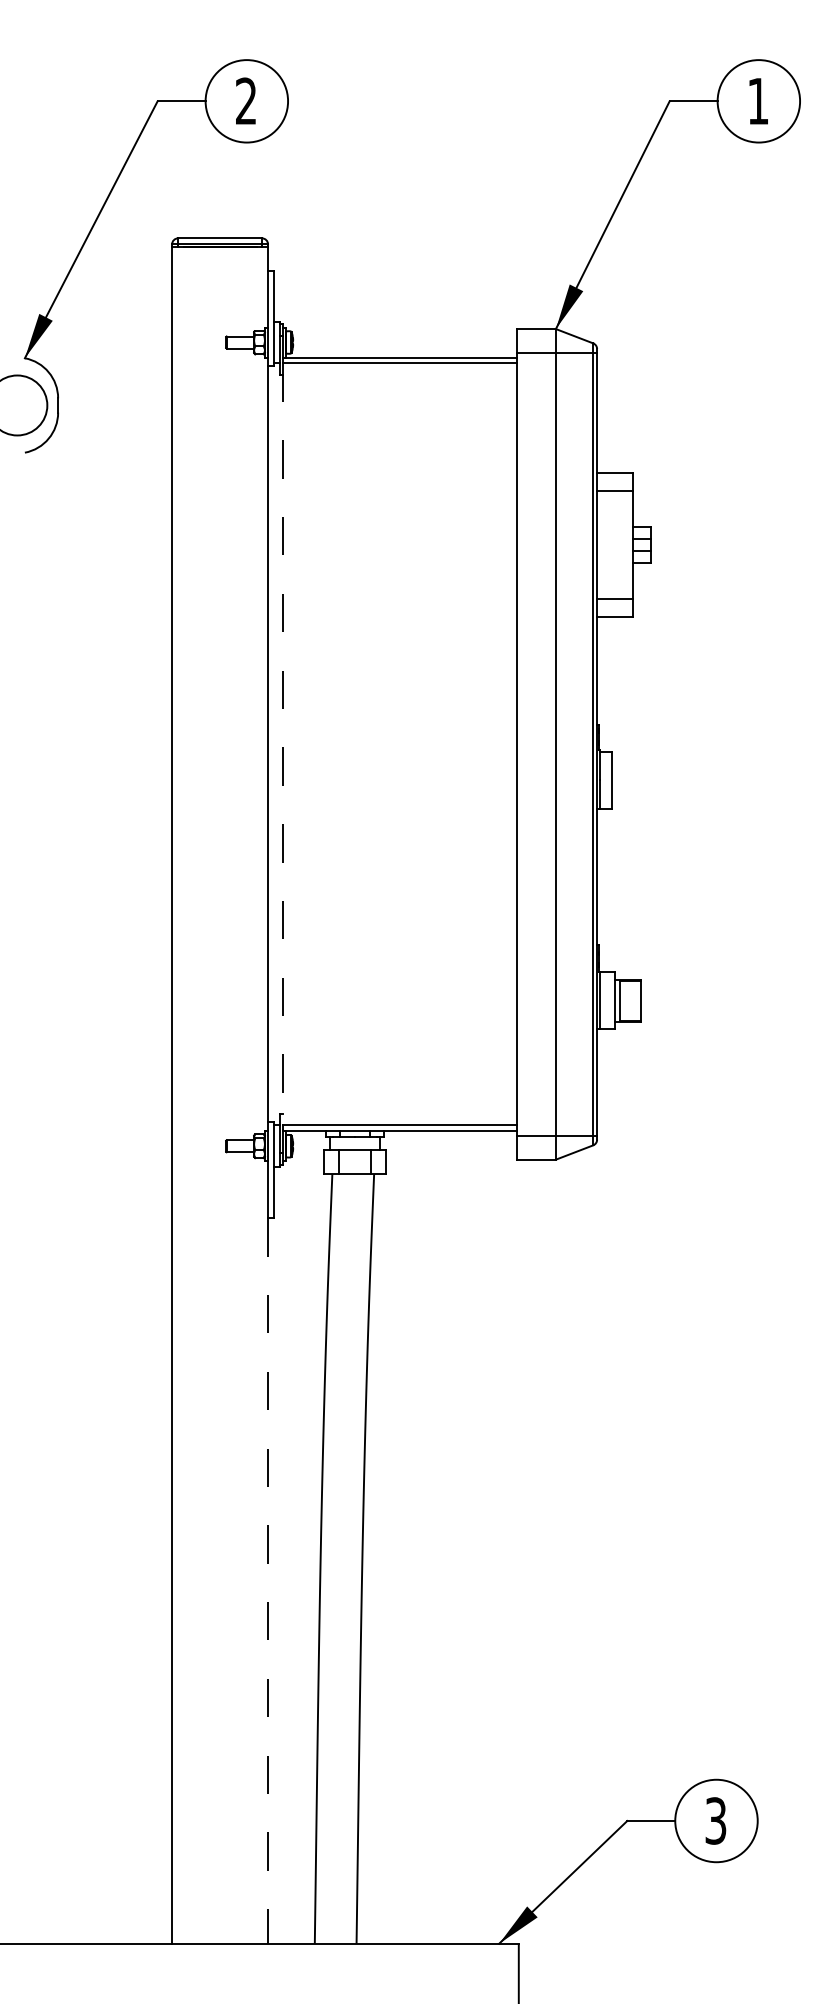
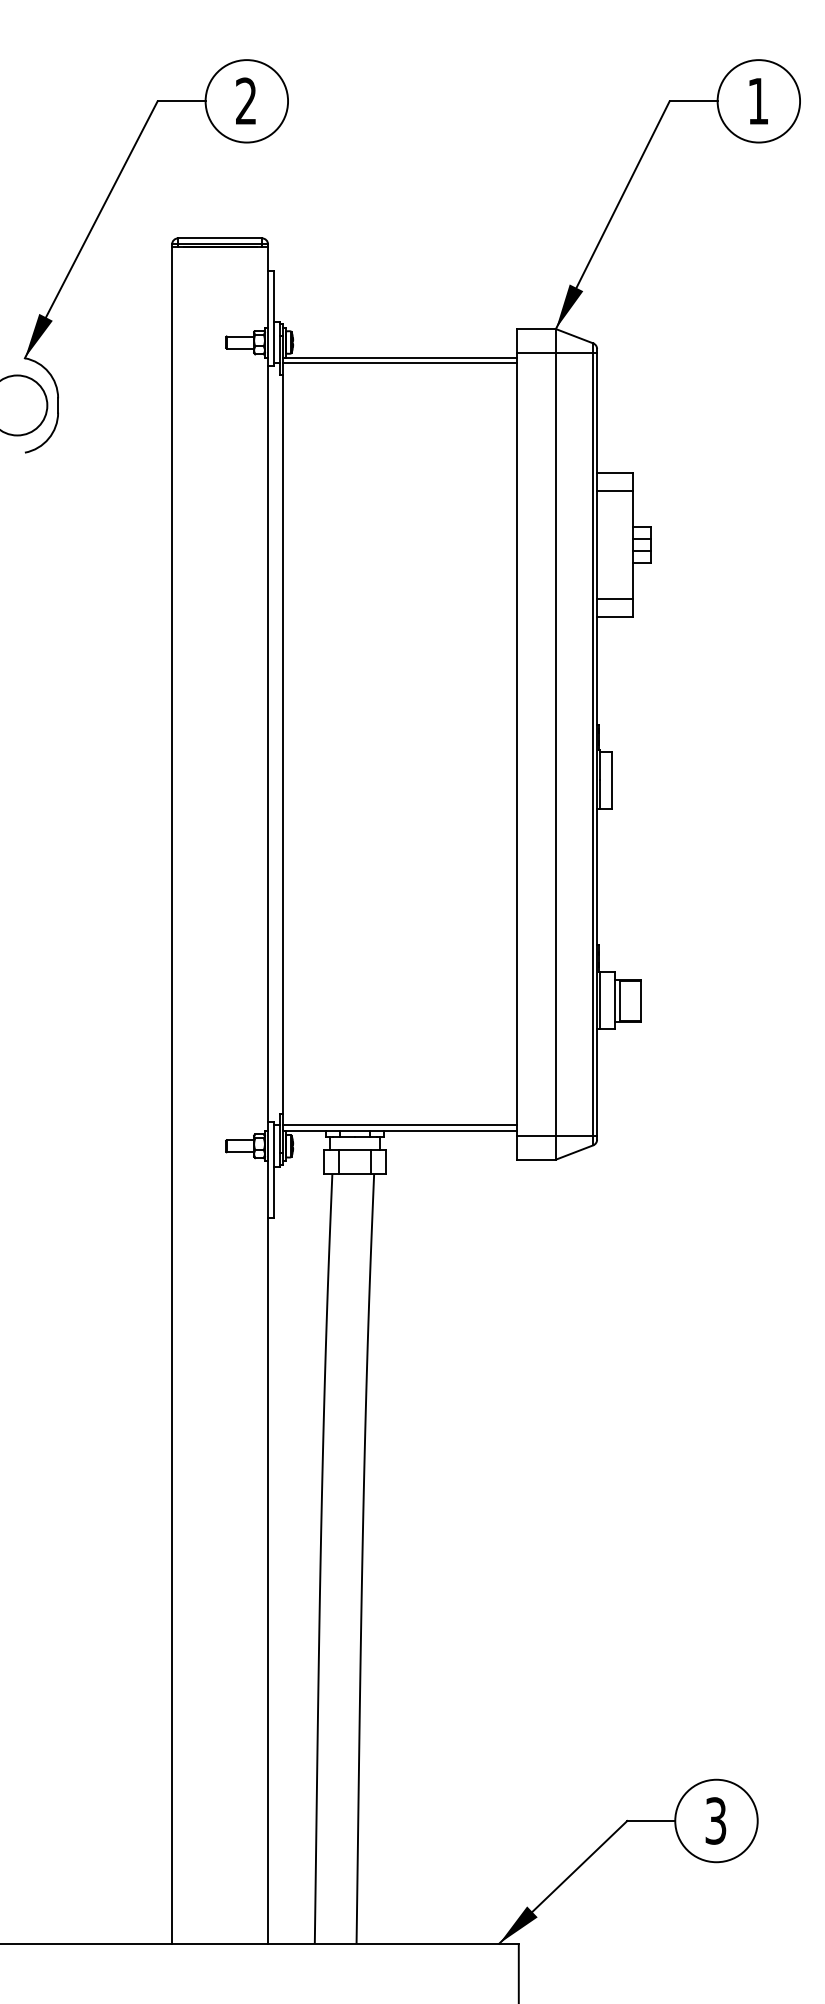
line: dashed -> solid (283, 744)
line: dashed -> solid (268, 1580)
